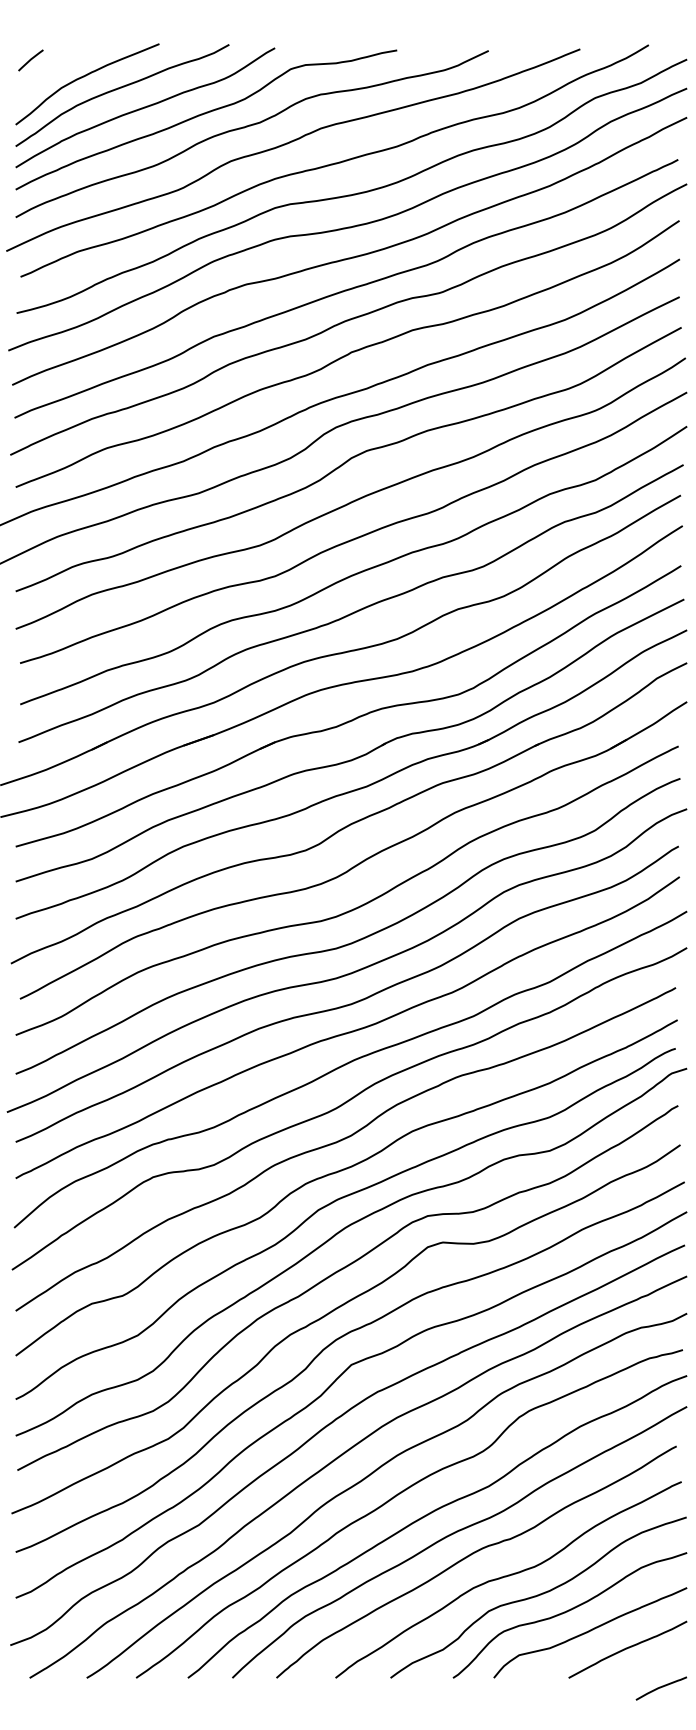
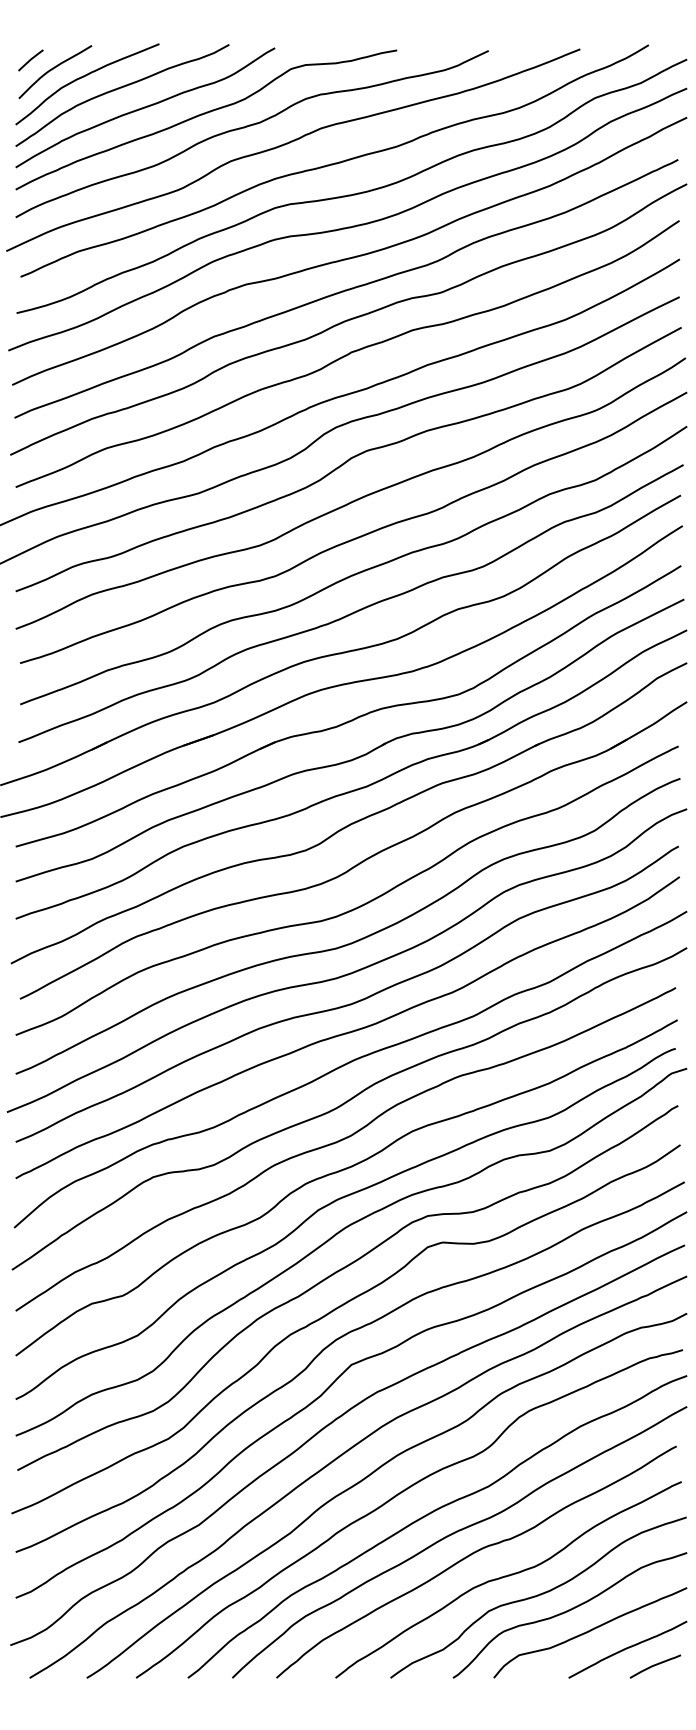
curve: none -> present (53, 69)
curve position: (661, 1687) -> (655, 1665) (655, 1665)
